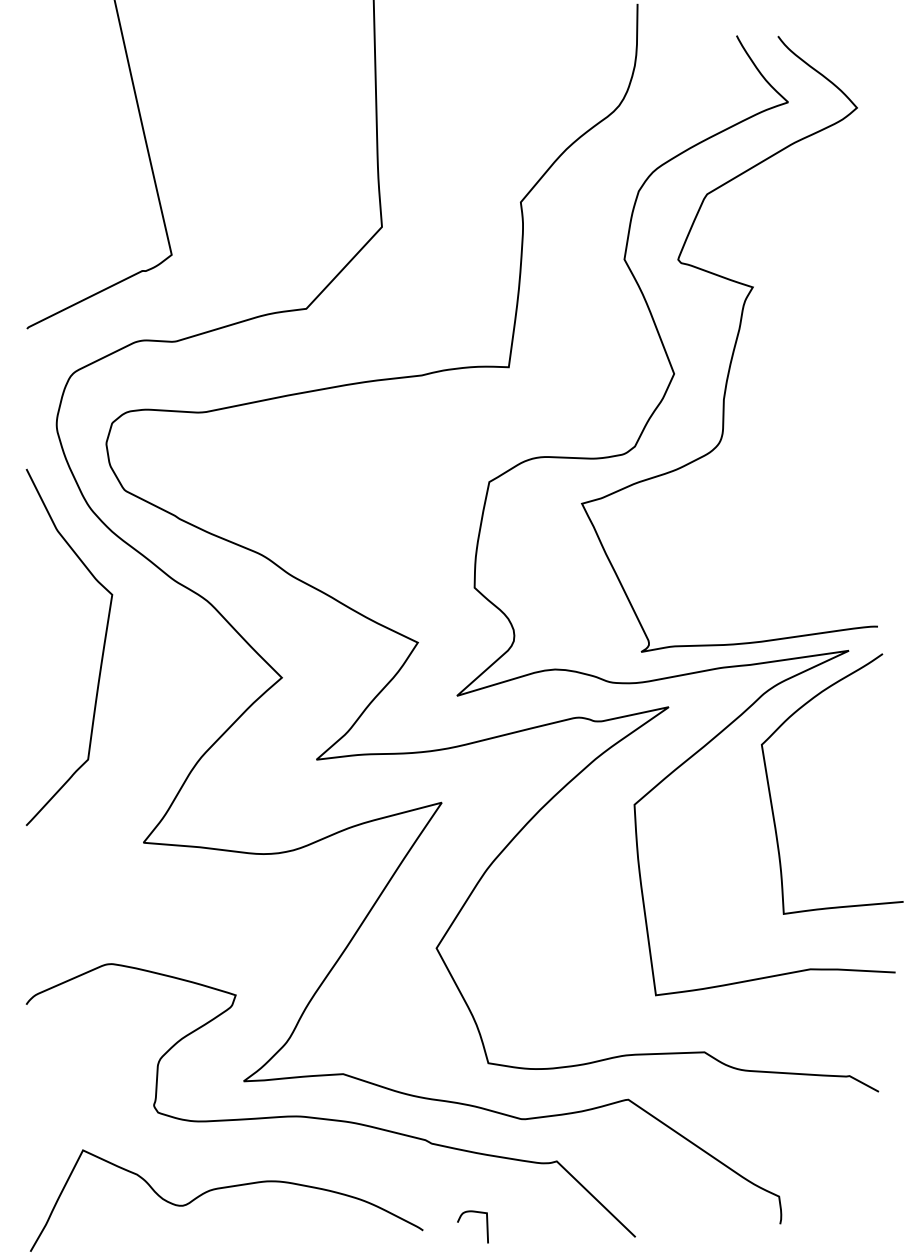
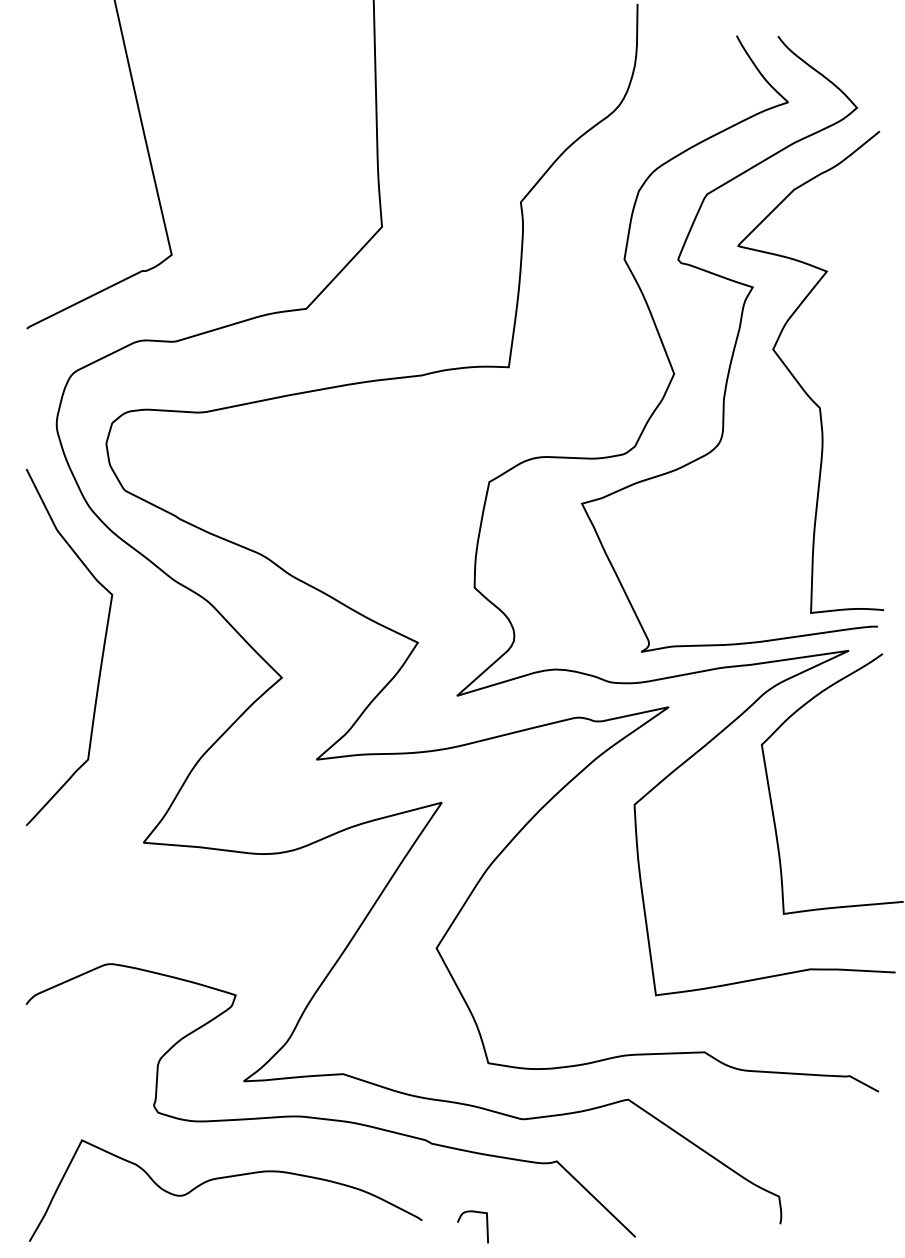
curve: none -> present (799, 382)
curve position: (226, 1188) -> (225, 1178) (225, 1178)
